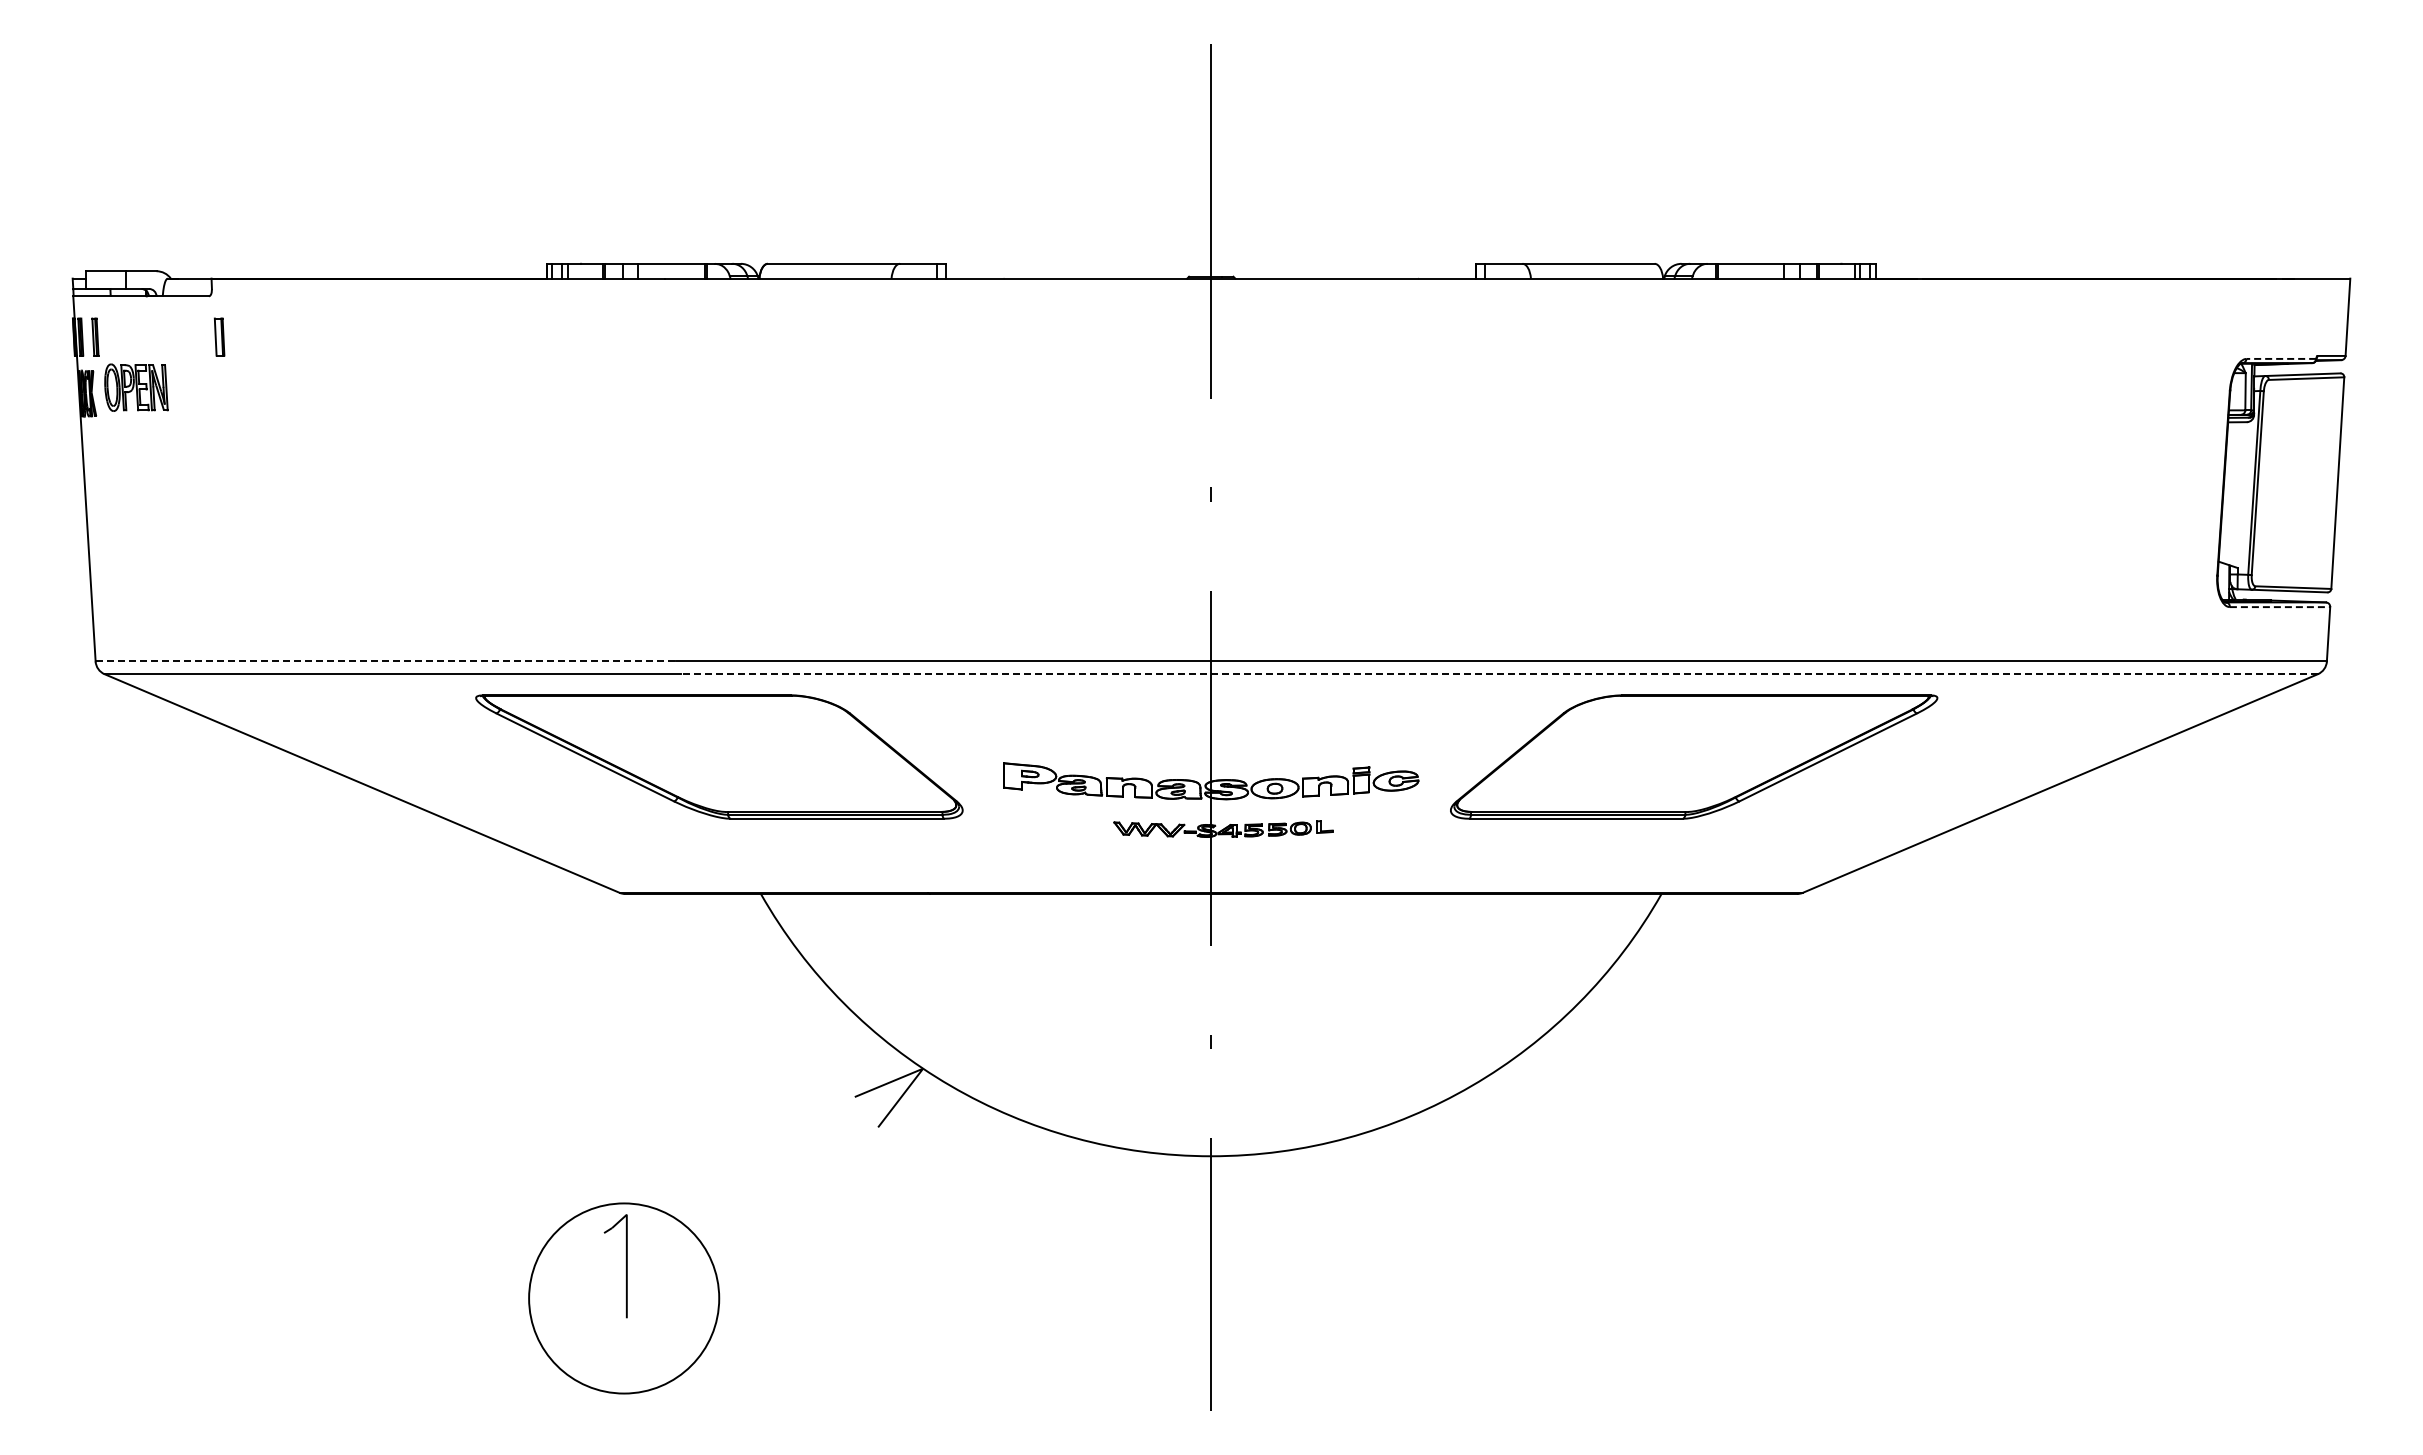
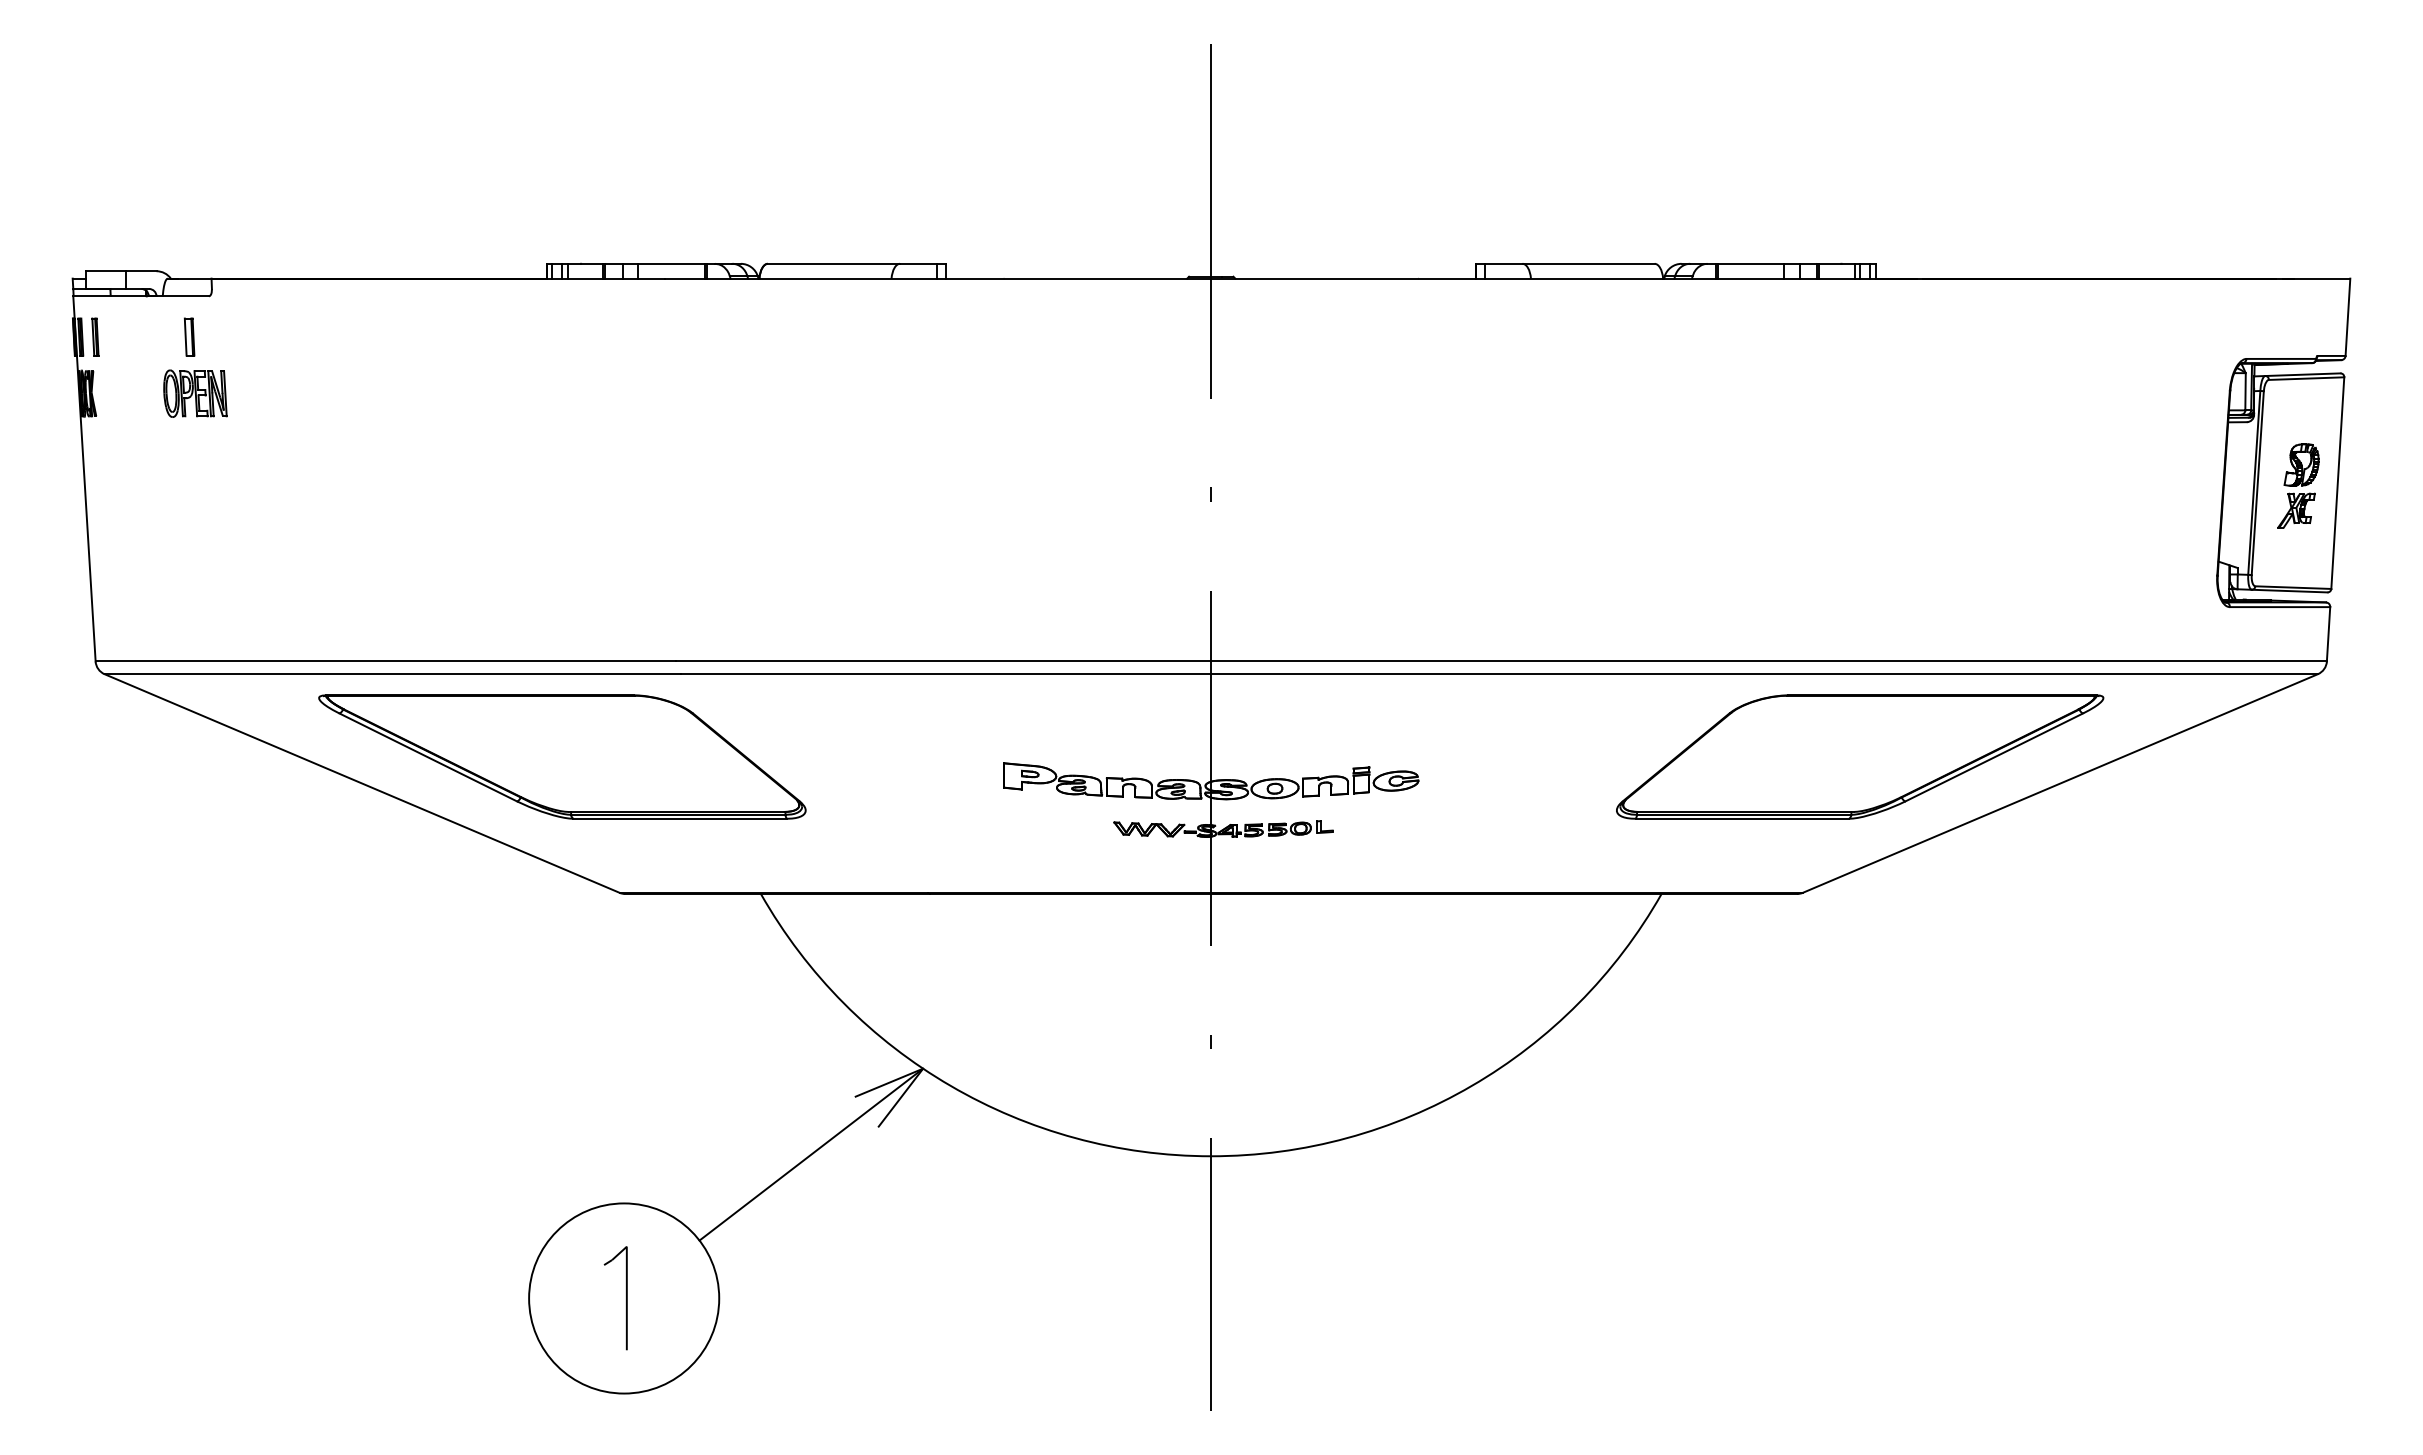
part position: (219, 336) -> (189, 336) (189, 336)
line: dashed -> solid (2281, 358)
part position: (136, 387) -> (195, 393) (195, 393)
part: none -> present (2298, 485)
line: dashed -> solid (2280, 607)
line: dashed -> solid (386, 661)
line: dashed -> solid (1499, 674)
part position: (719, 756) -> (562, 756) (562, 756)
part position: (1694, 756) -> (1860, 756) (1860, 756)
line: none -> present (811, 1154)
part position: (626, 1266) -> (626, 1298) (626, 1298)
